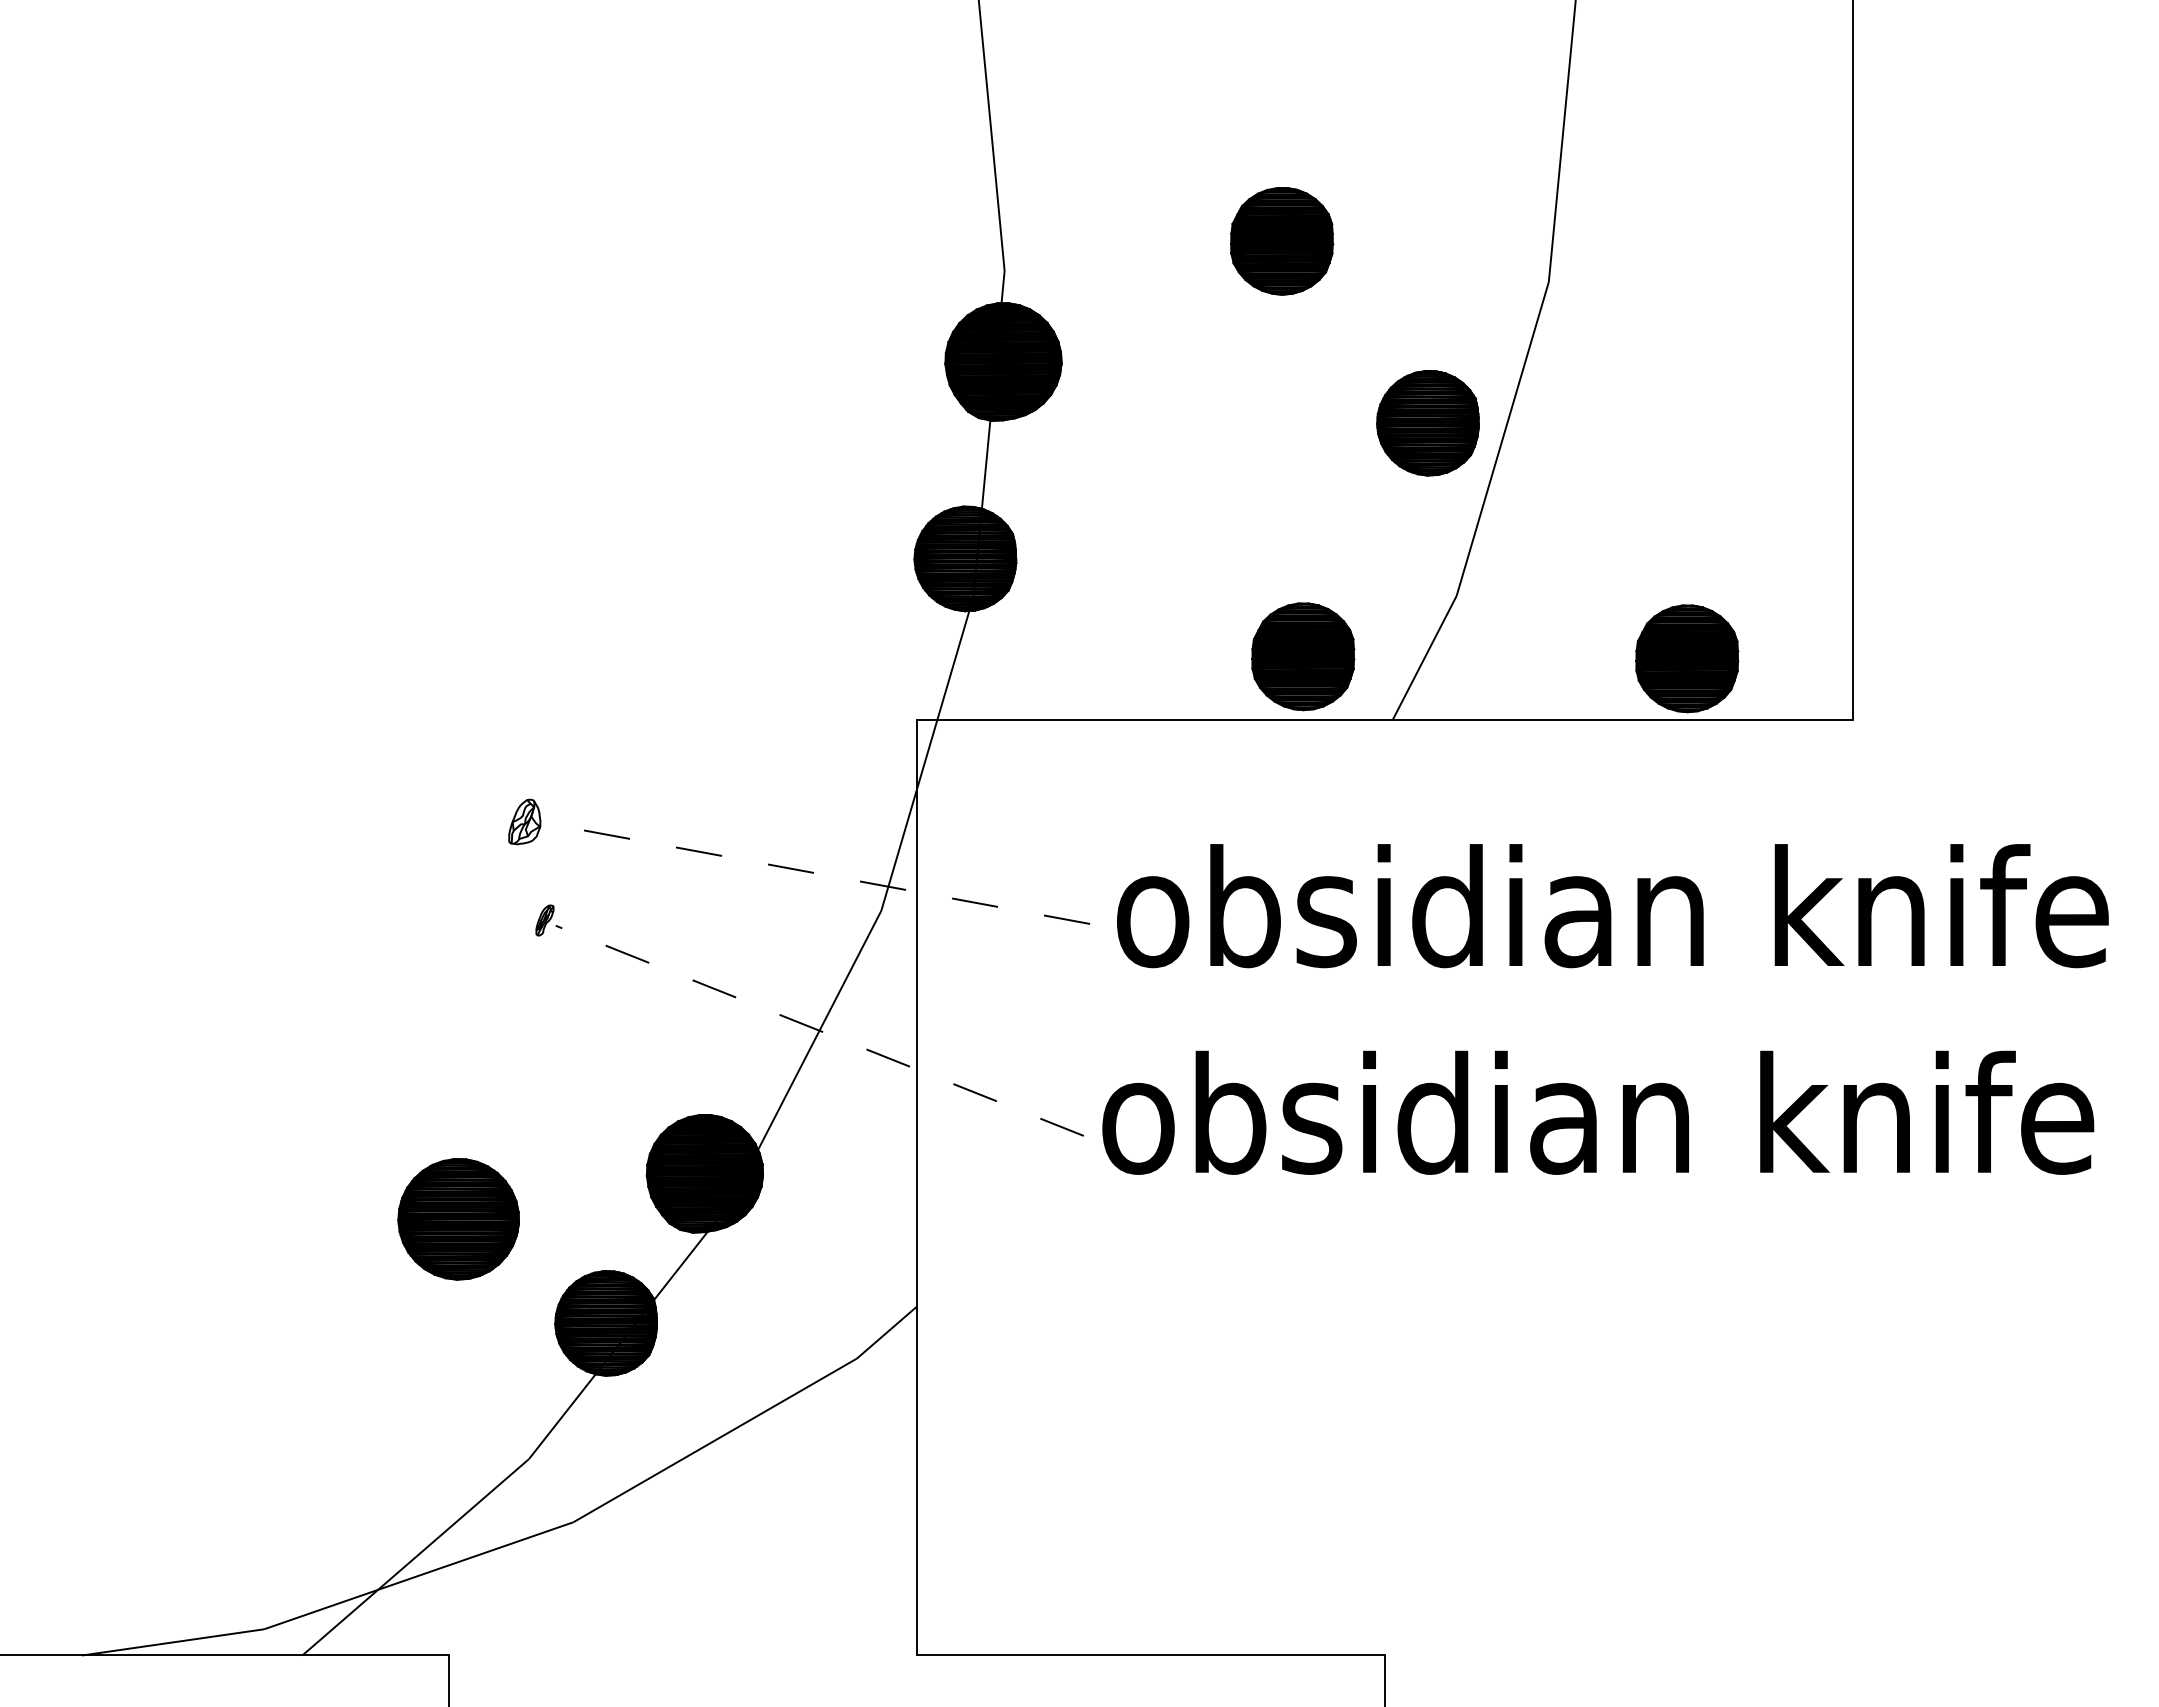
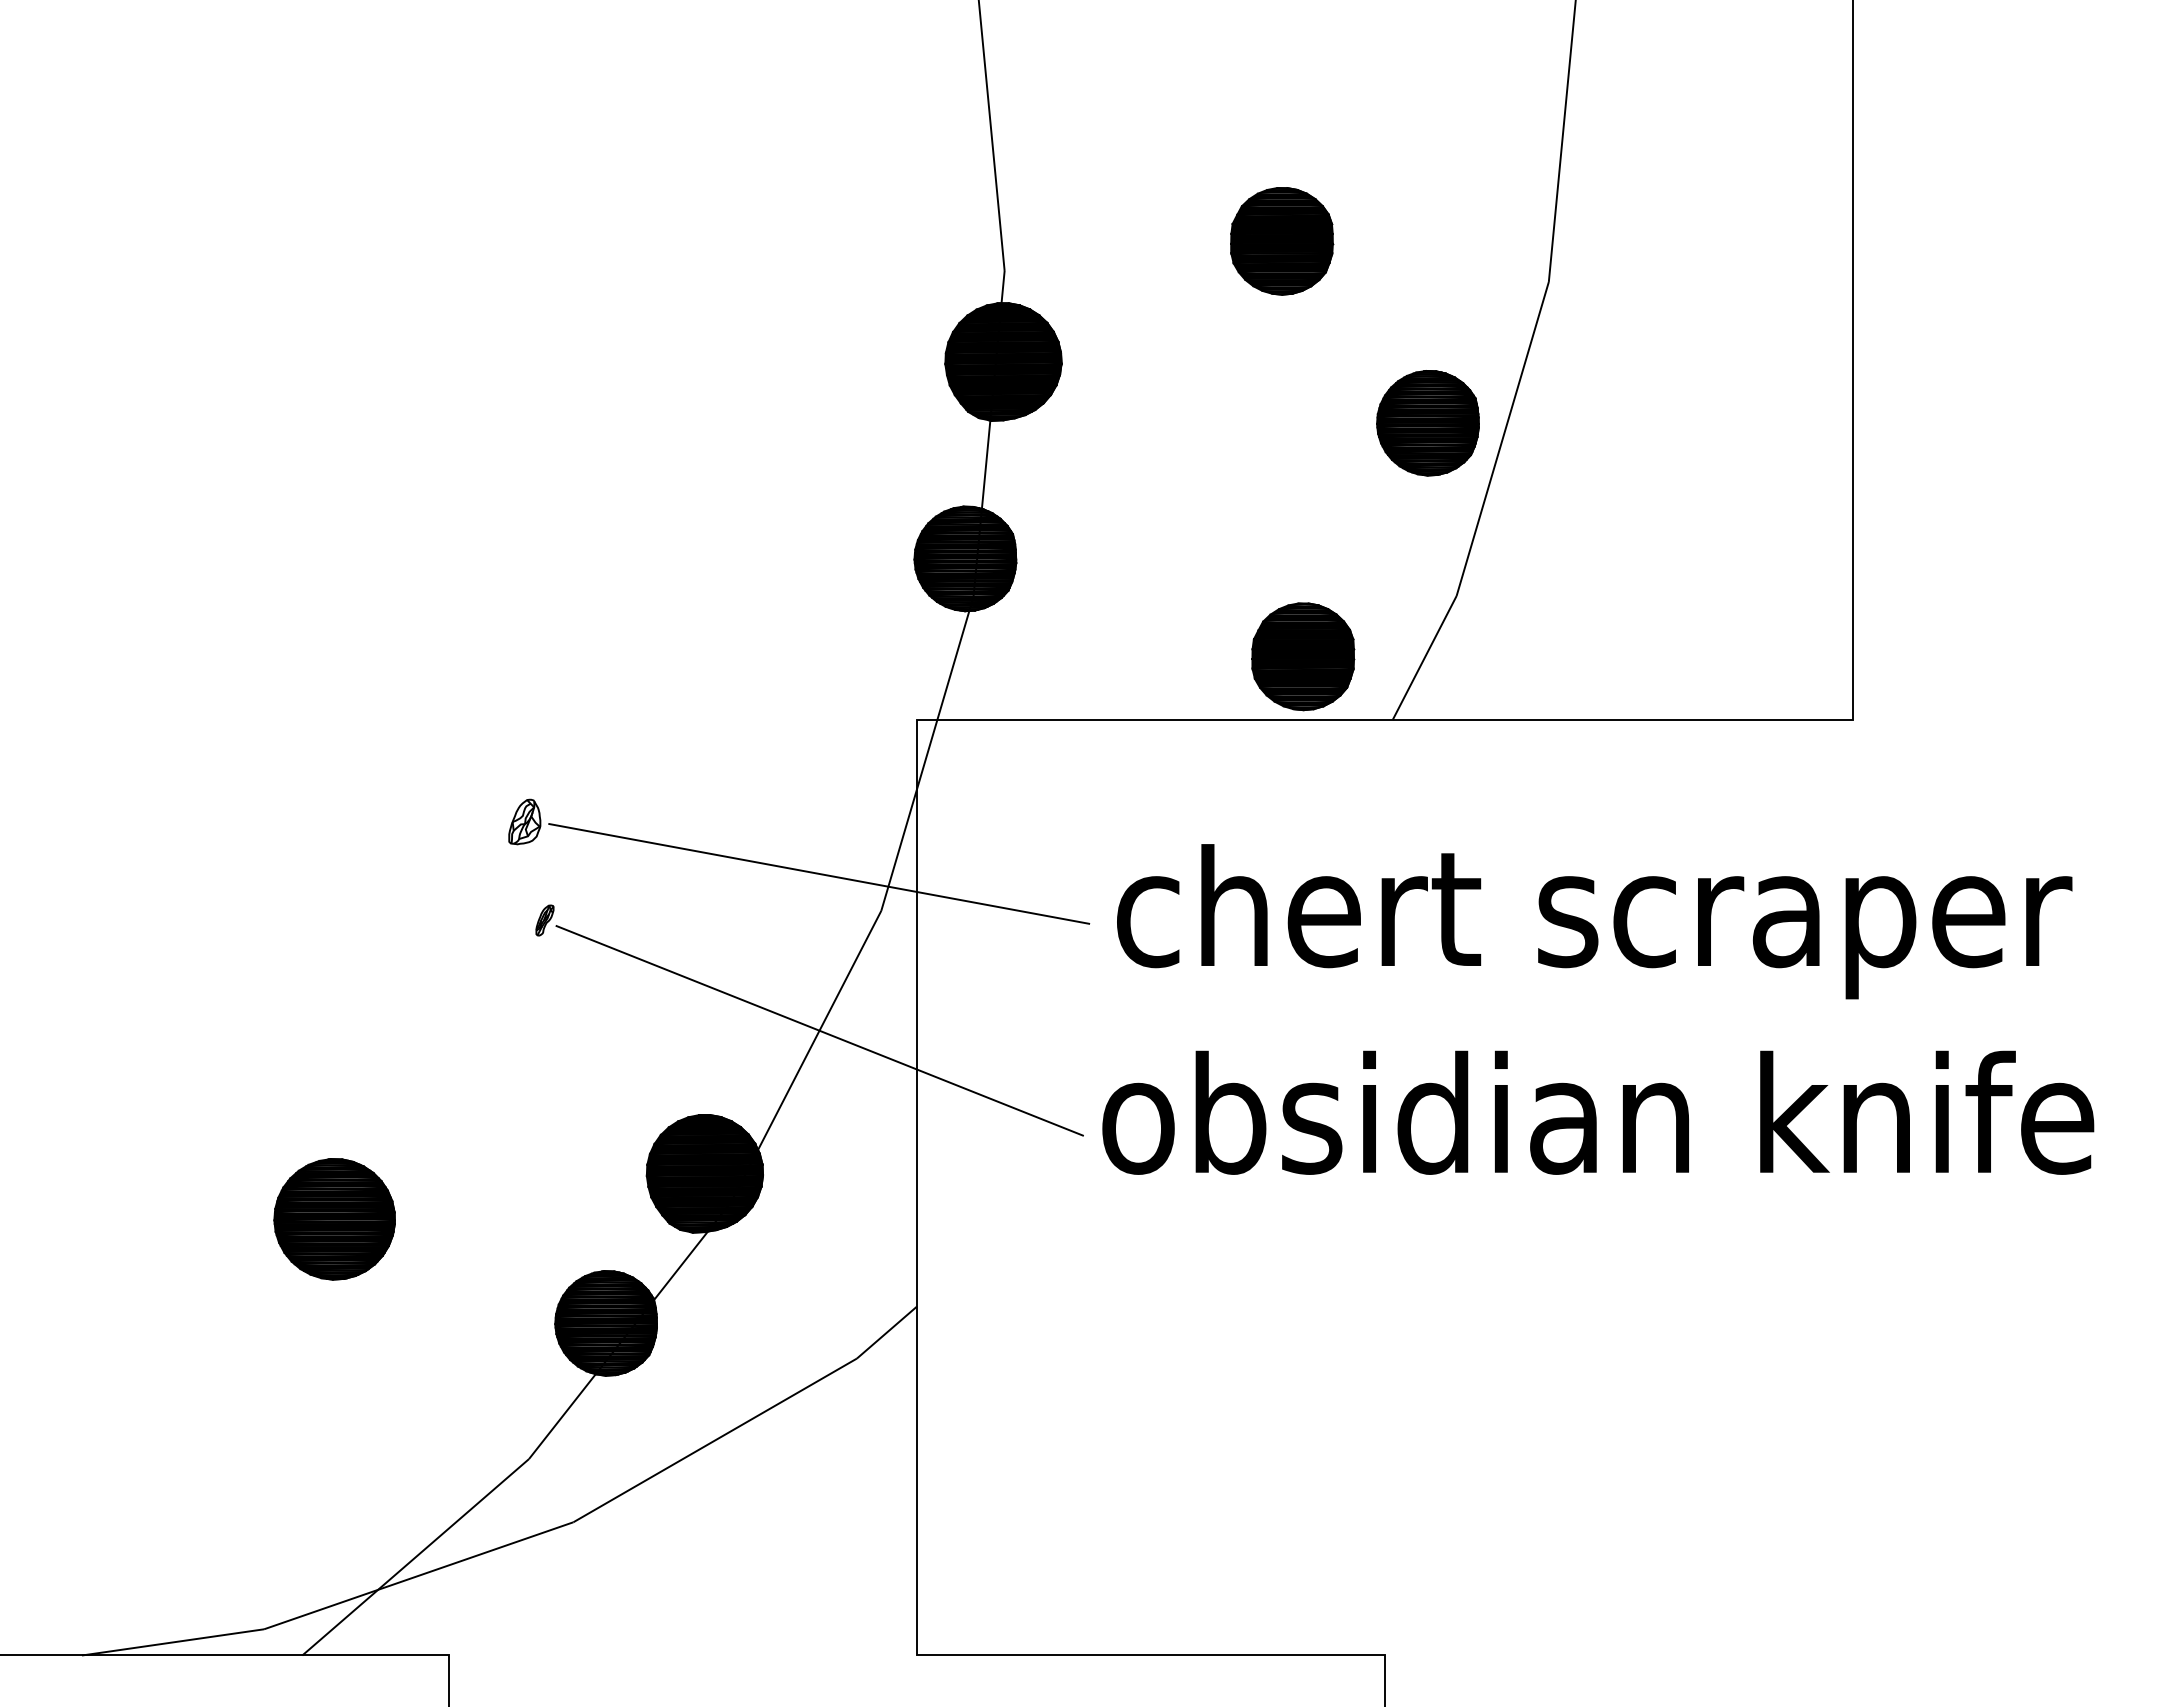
part: present -> none (1687, 658)
line: dashed -> solid (818, 873)
text: obsidian knife -> chert scraper (1612, 921)
line: dashed -> solid (819, 1030)
part position: (458, 1219) -> (334, 1219) (334, 1219)
